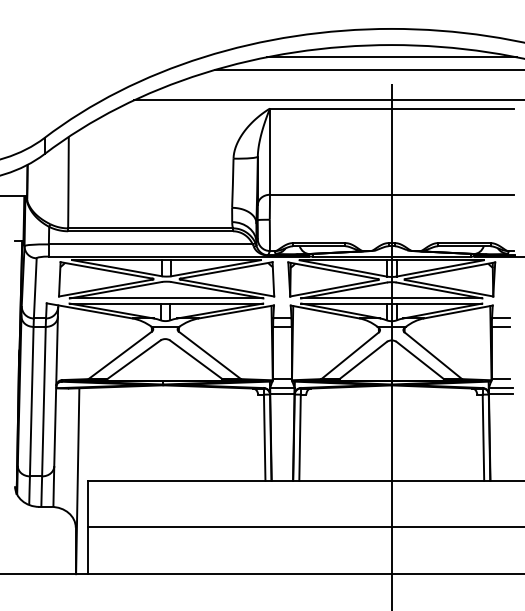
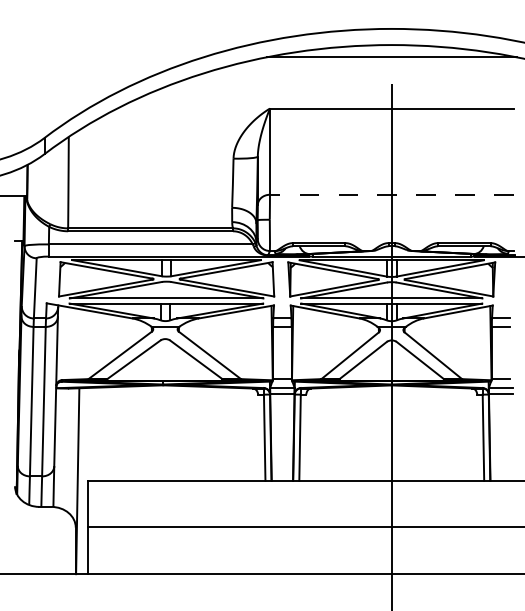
line: present -> none (367, 69)
line: present -> none (327, 100)
line: solid -> dashed (391, 194)
